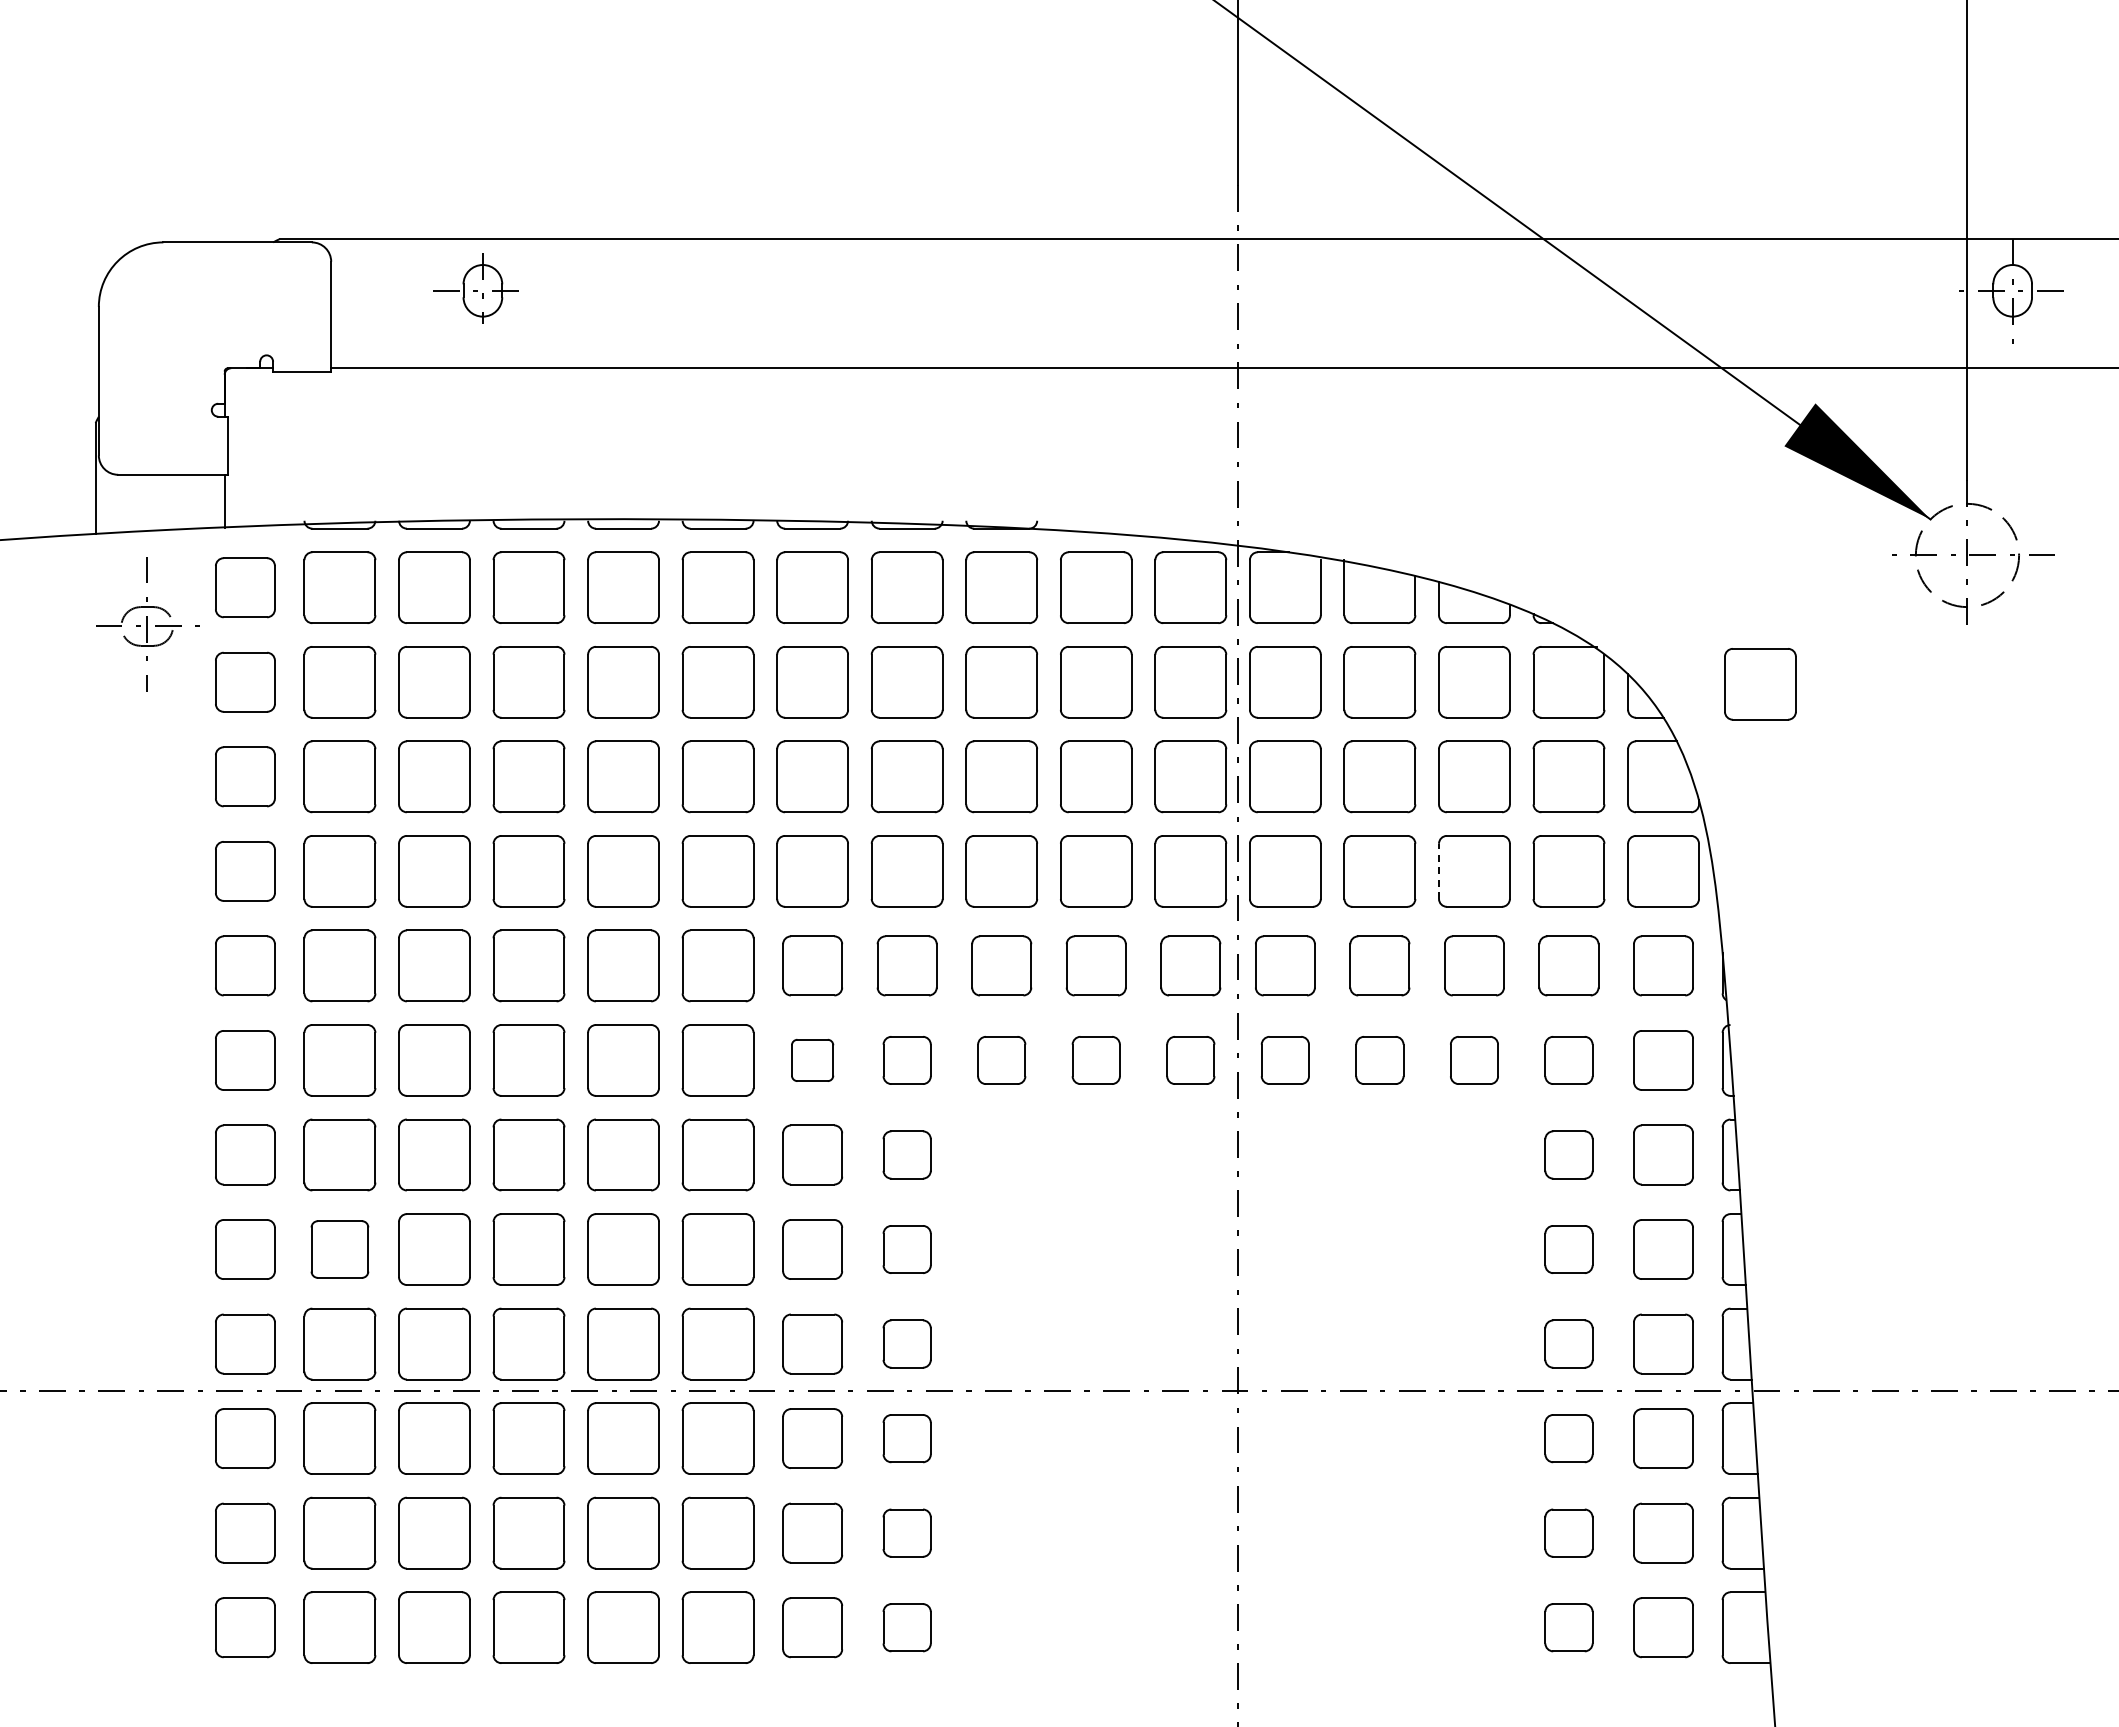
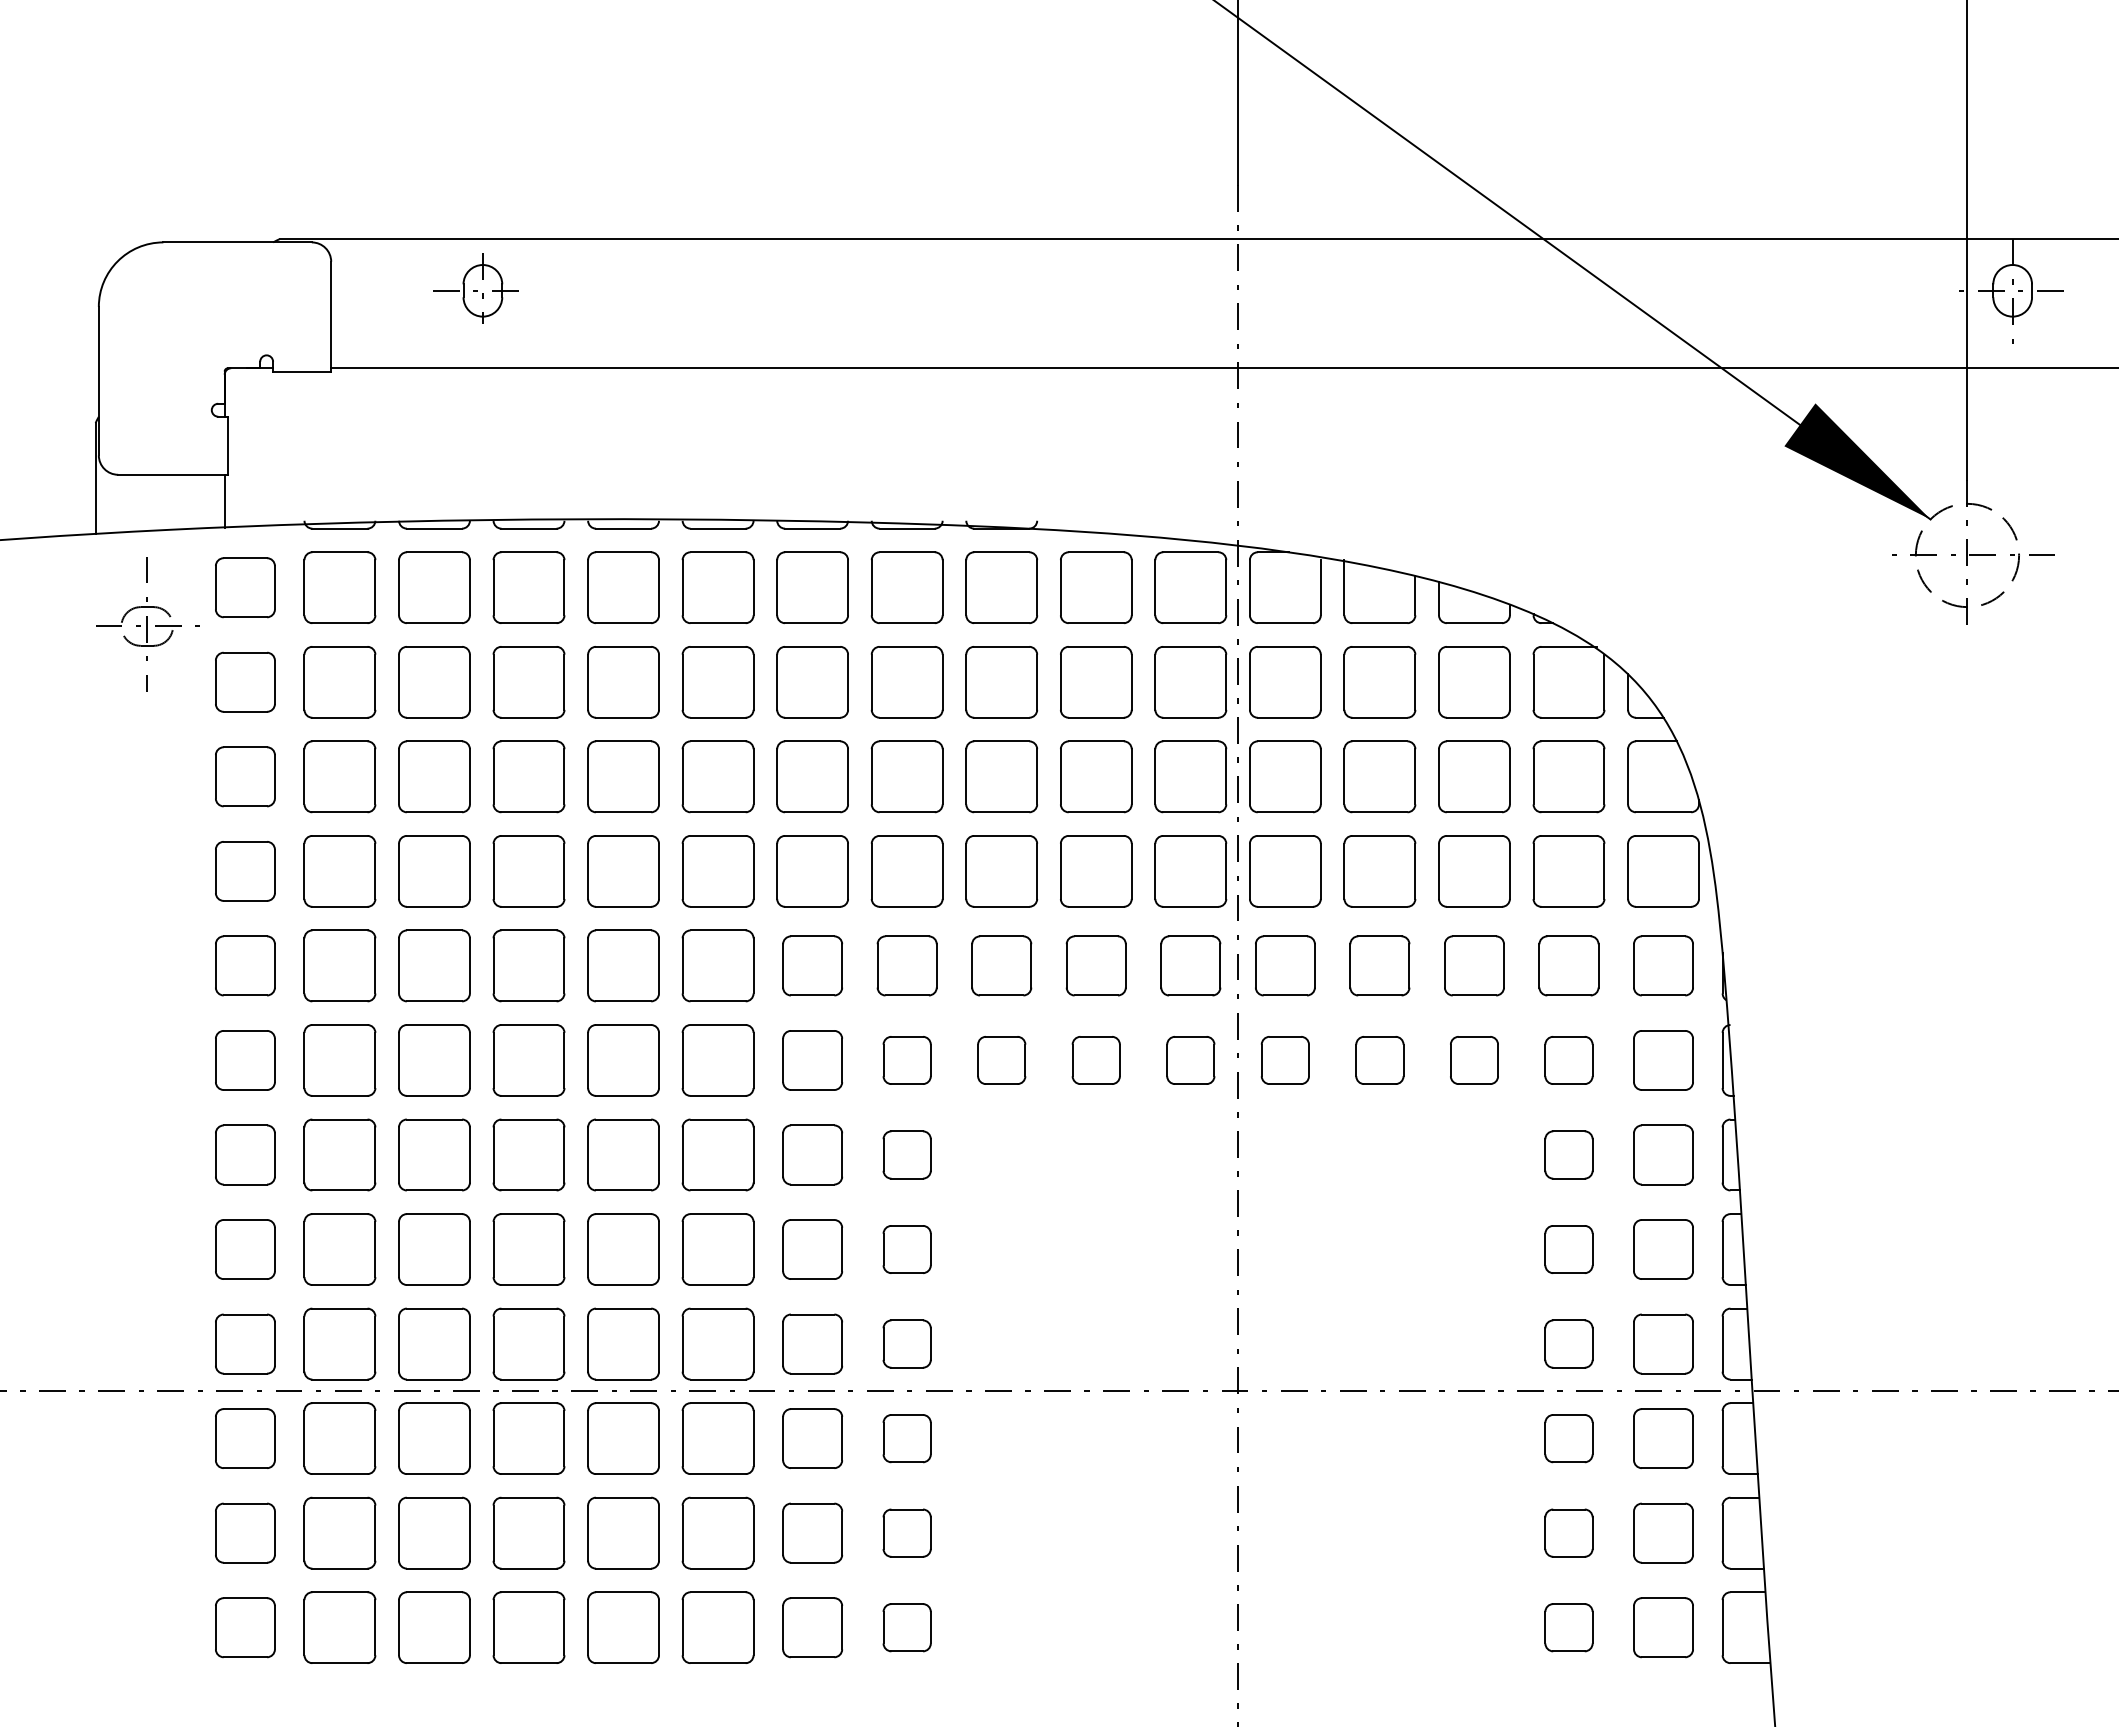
part: present -> none (1760, 684)
line: dashed -> solid (1439, 871)
part size: 44x44 px -> 61x61 px (812, 1060)
part size: 60x59 px -> 74x73 px (339, 1249)
